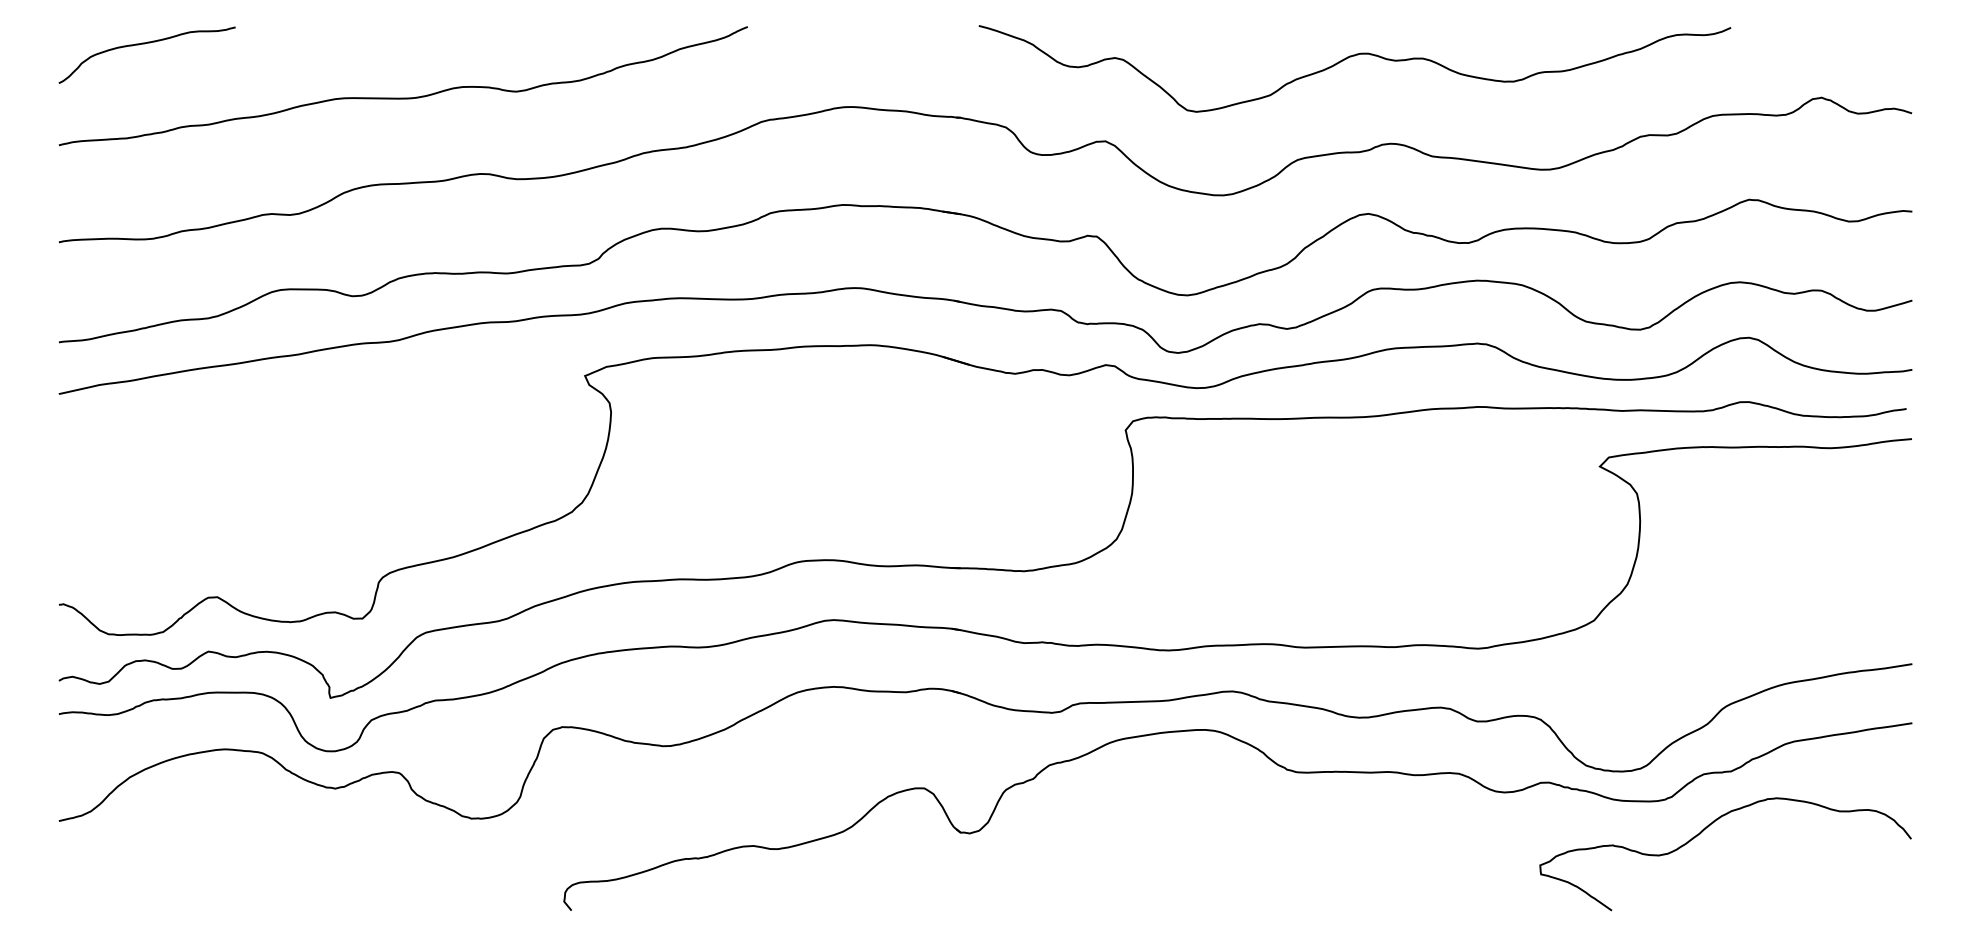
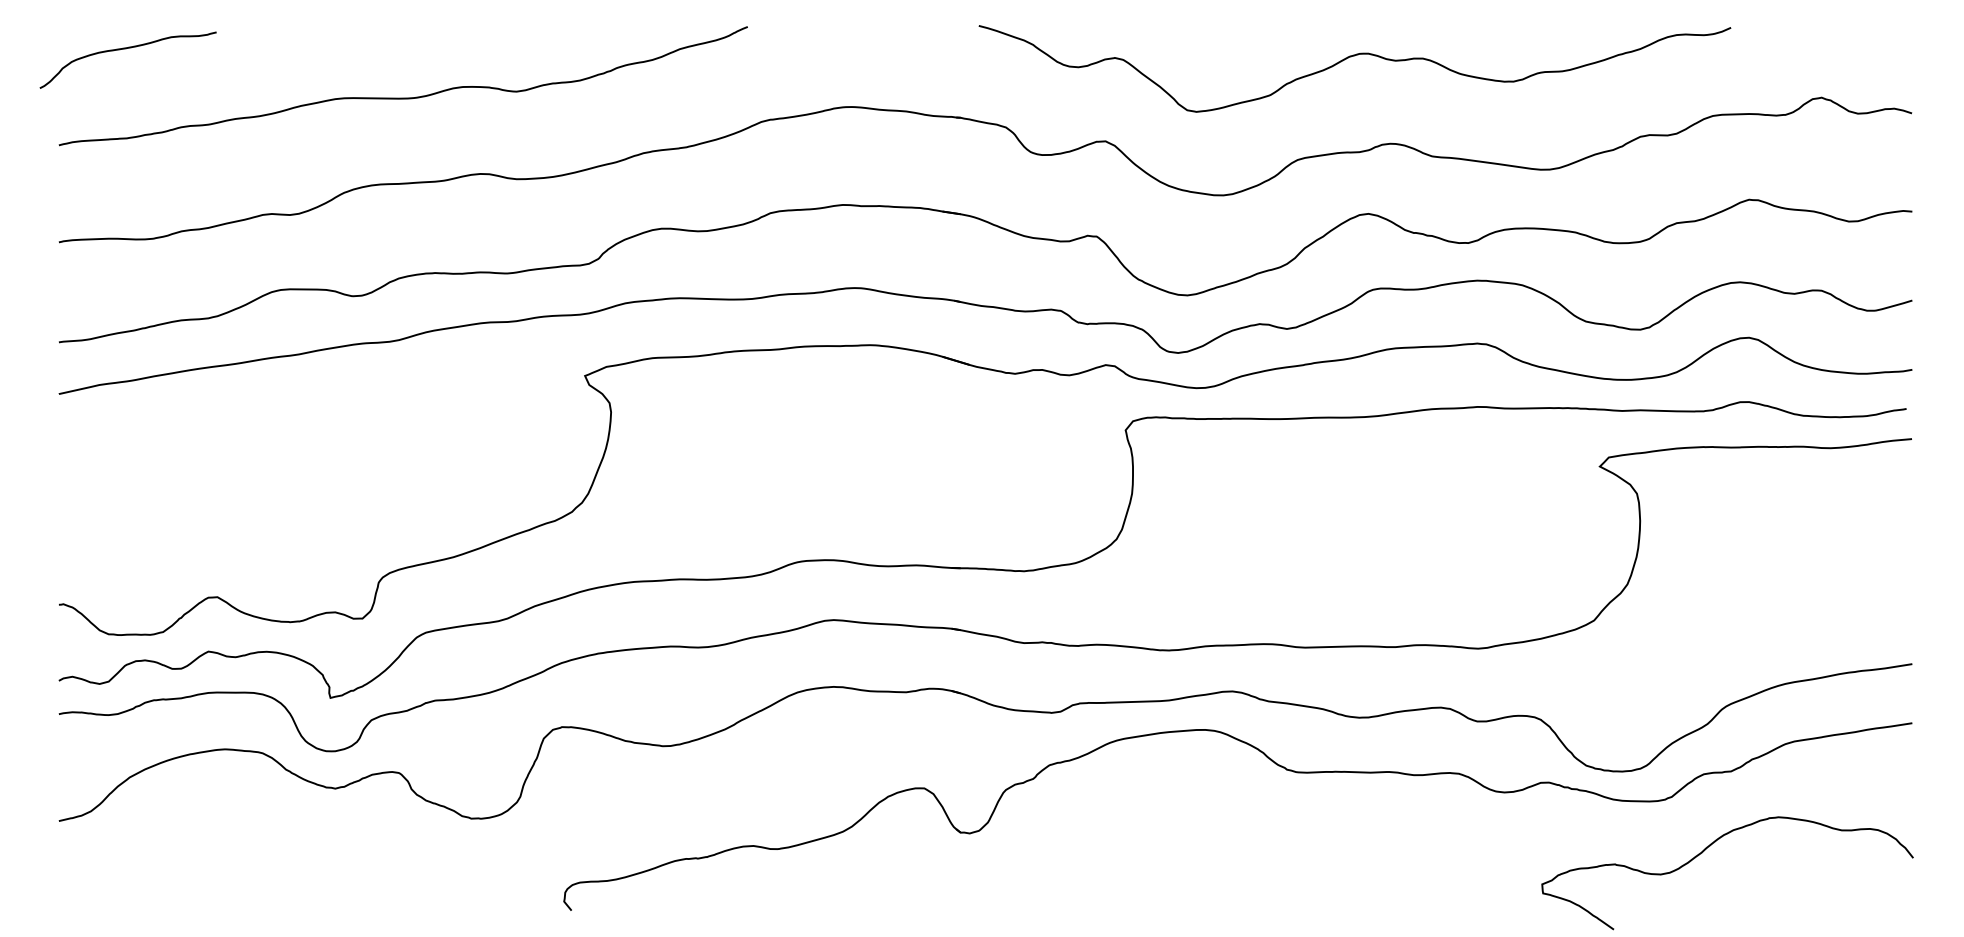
curve position: (145, 44) -> (126, 49) (126, 49)
curve position: (1703, 831) -> (1705, 850) (1705, 850)
